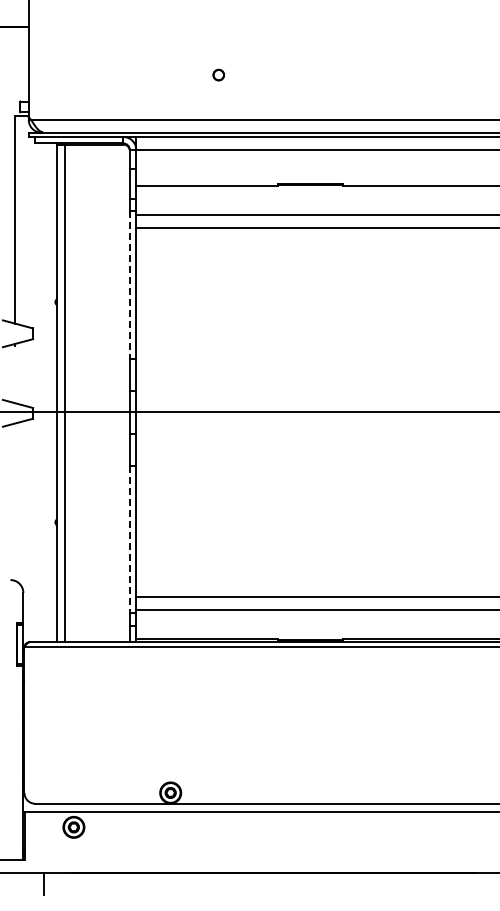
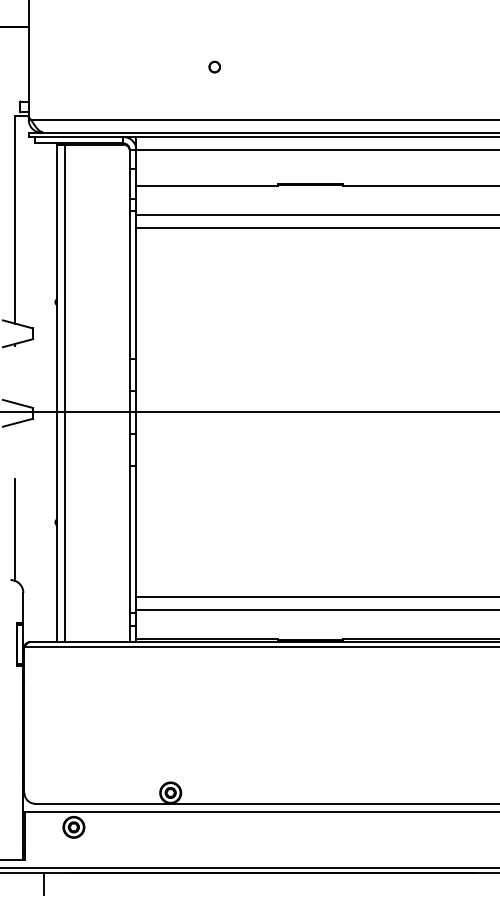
part position: (218, 74) -> (214, 66) (214, 66)
line: dashed -> solid (129, 284)
line: none -> present (14, 529)
line: dashed -> solid (129, 539)
line: none -> present (249, 868)
